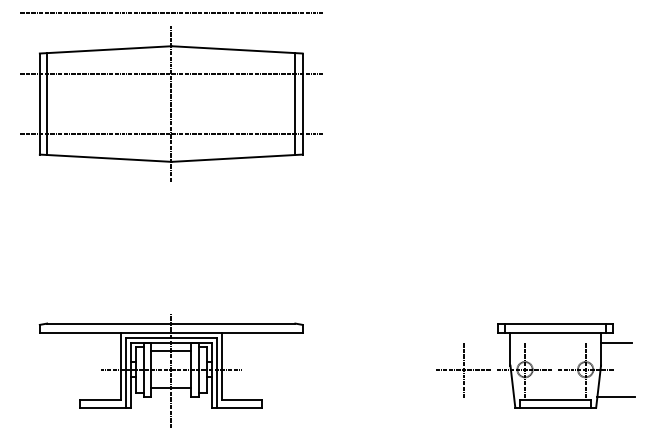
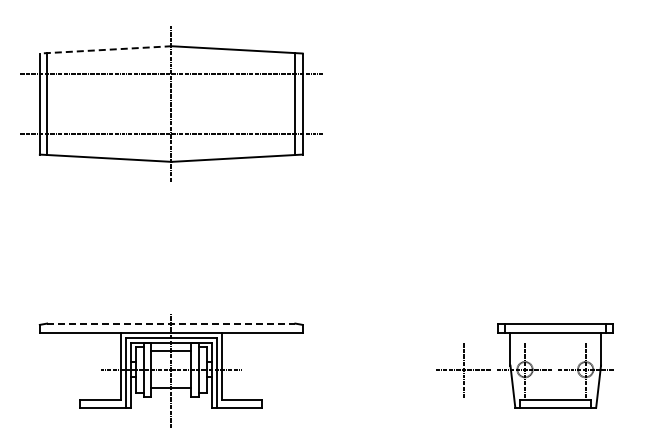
line: present -> none (170, 13)
line: solid -> dashed (105, 49)
line: solid -> dashed (171, 323)
line: present -> none (616, 342)
line: present -> none (616, 396)
